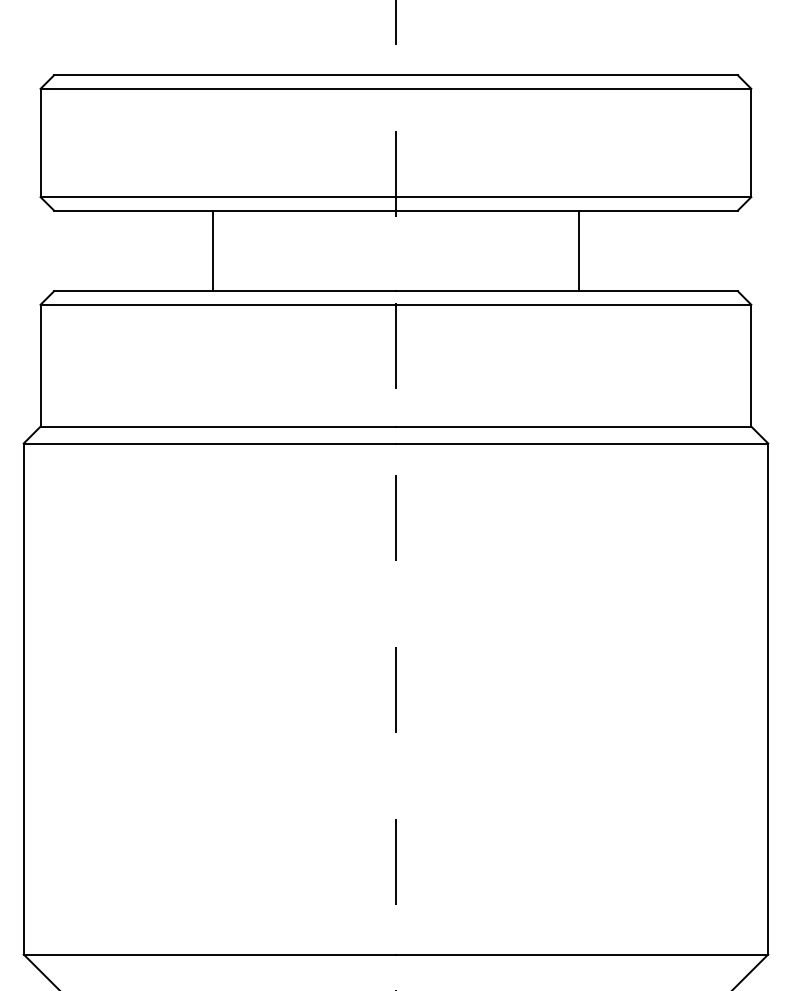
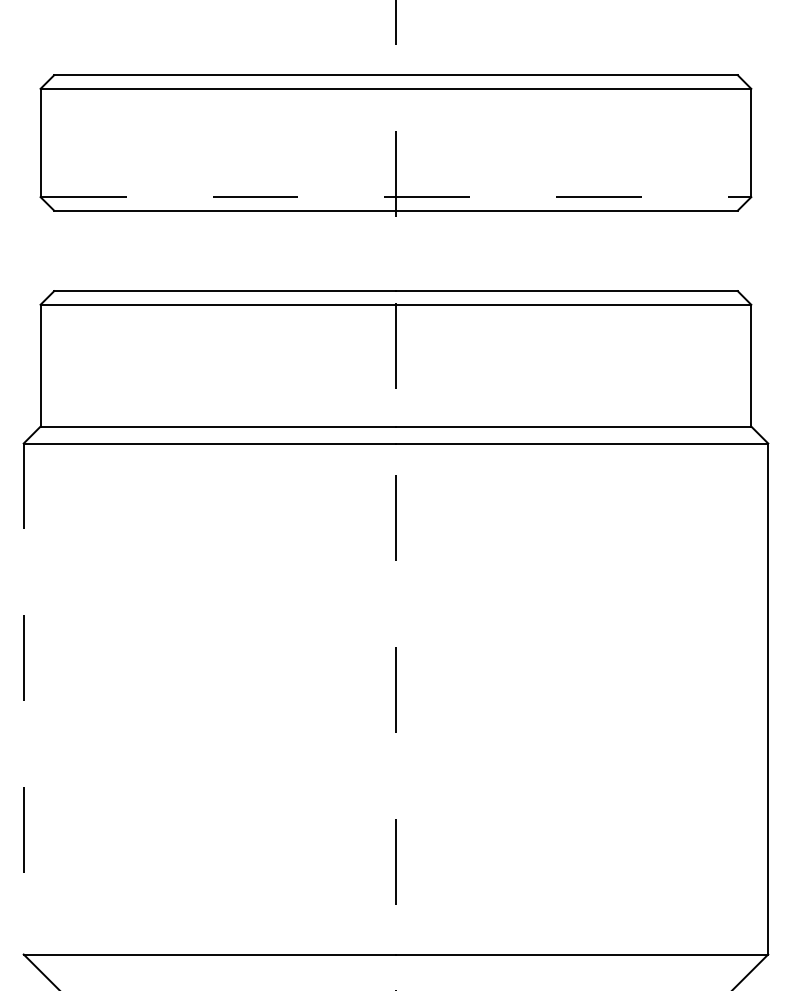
line: solid -> dashed (396, 197)
line: present -> none (213, 250)
line: present -> none (578, 250)
line: solid -> dashed (23, 699)
